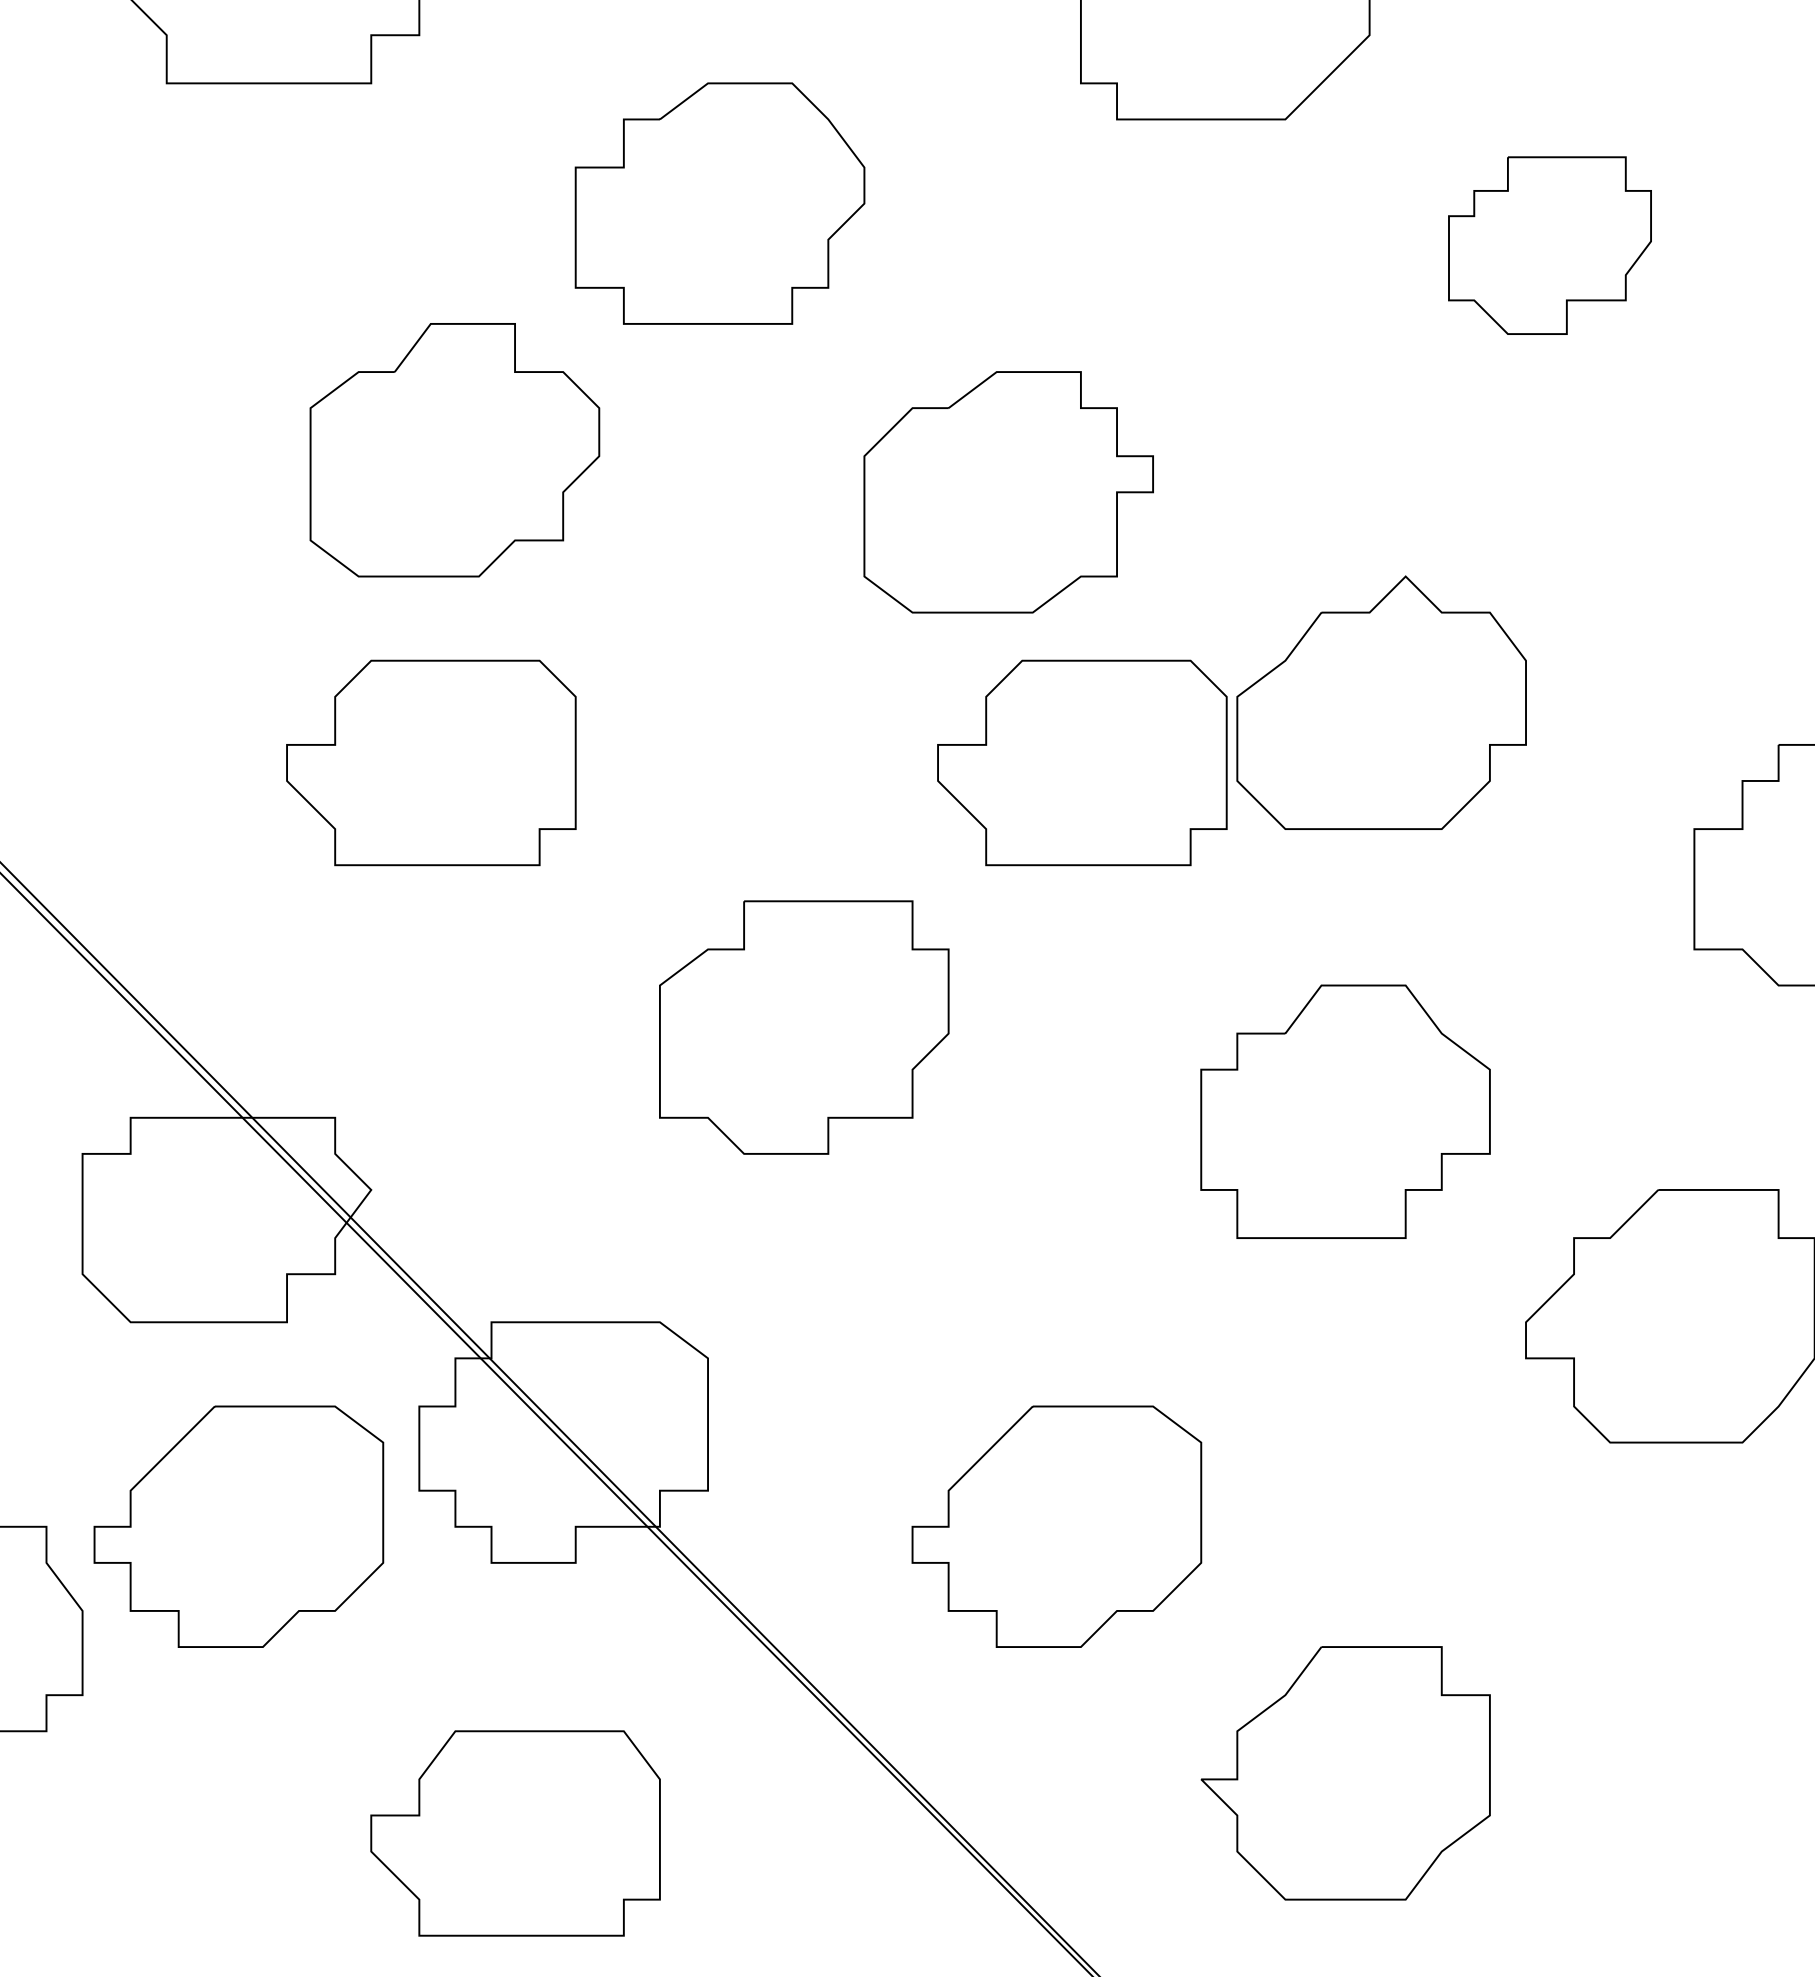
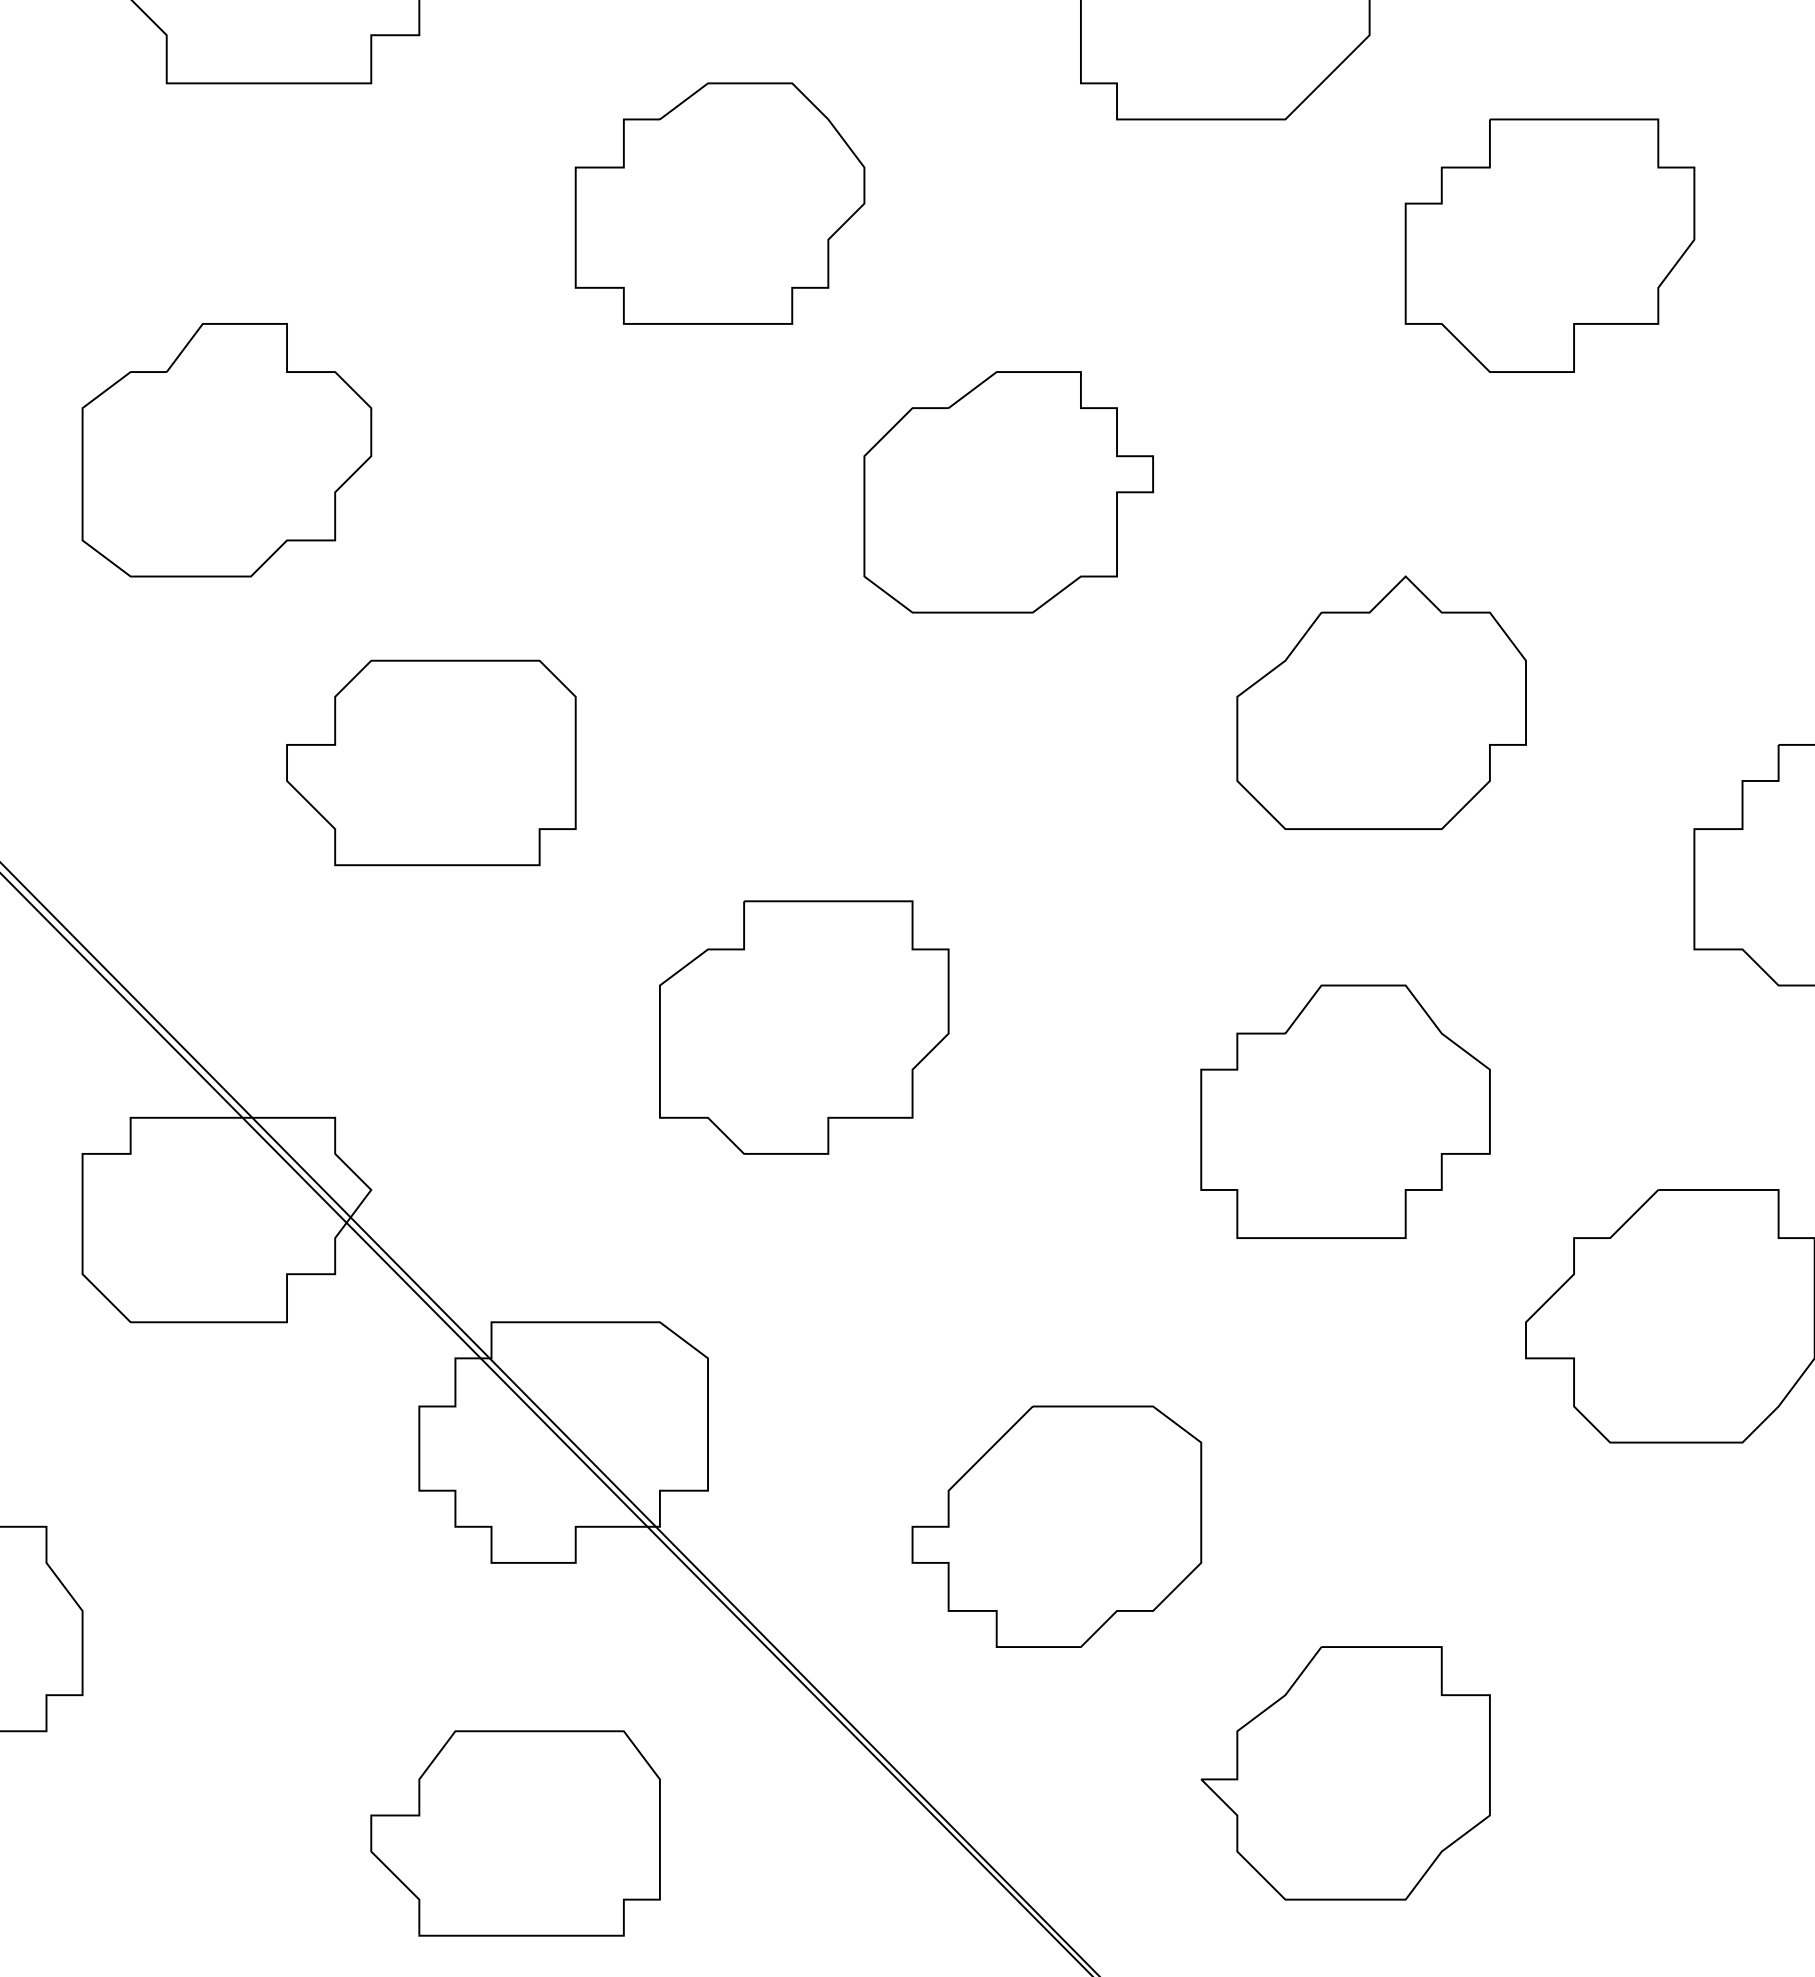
part size: 204x179 px -> 292x255 px (1549, 245)
part position: (454, 450) -> (226, 450) (226, 450)
part: present -> none (1082, 762)
part: present -> none (238, 1526)
